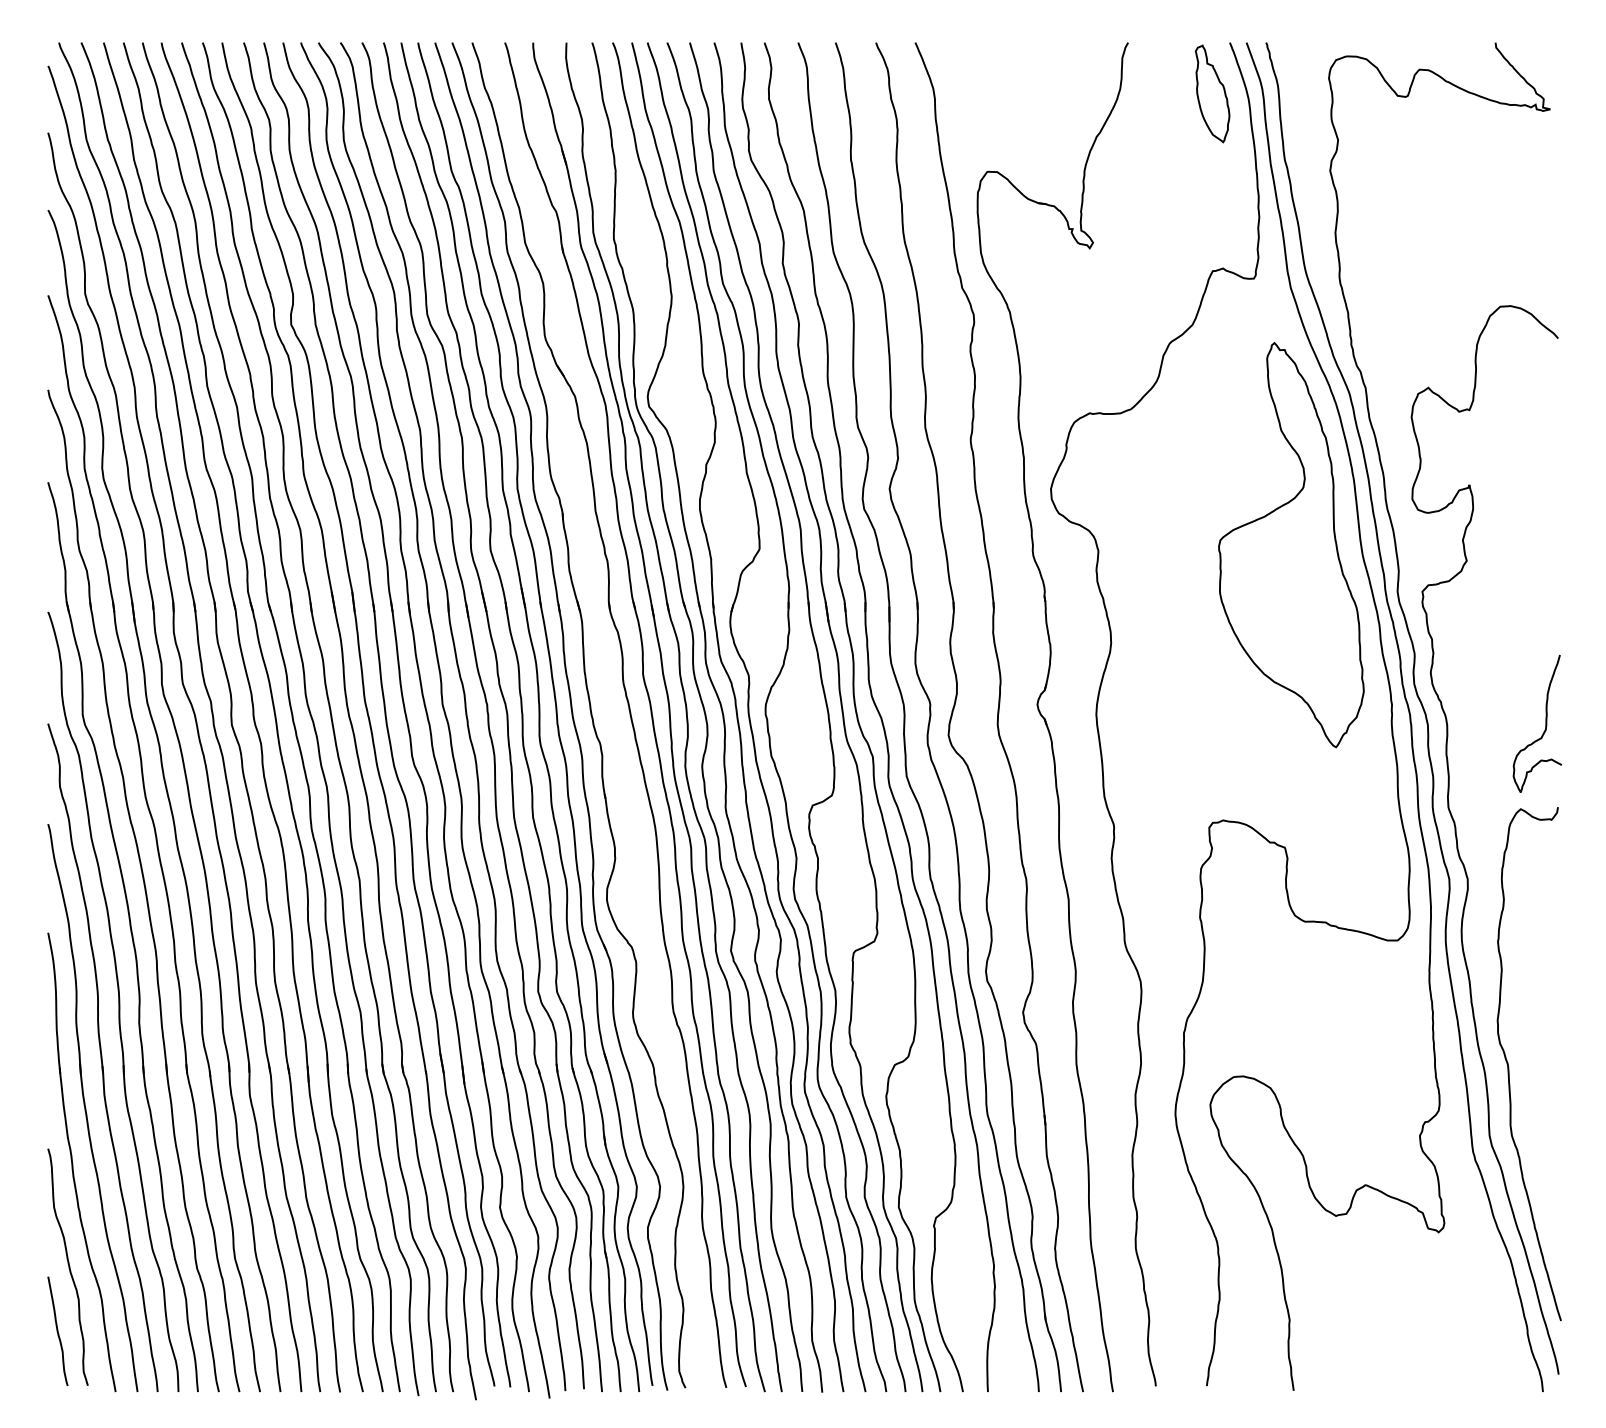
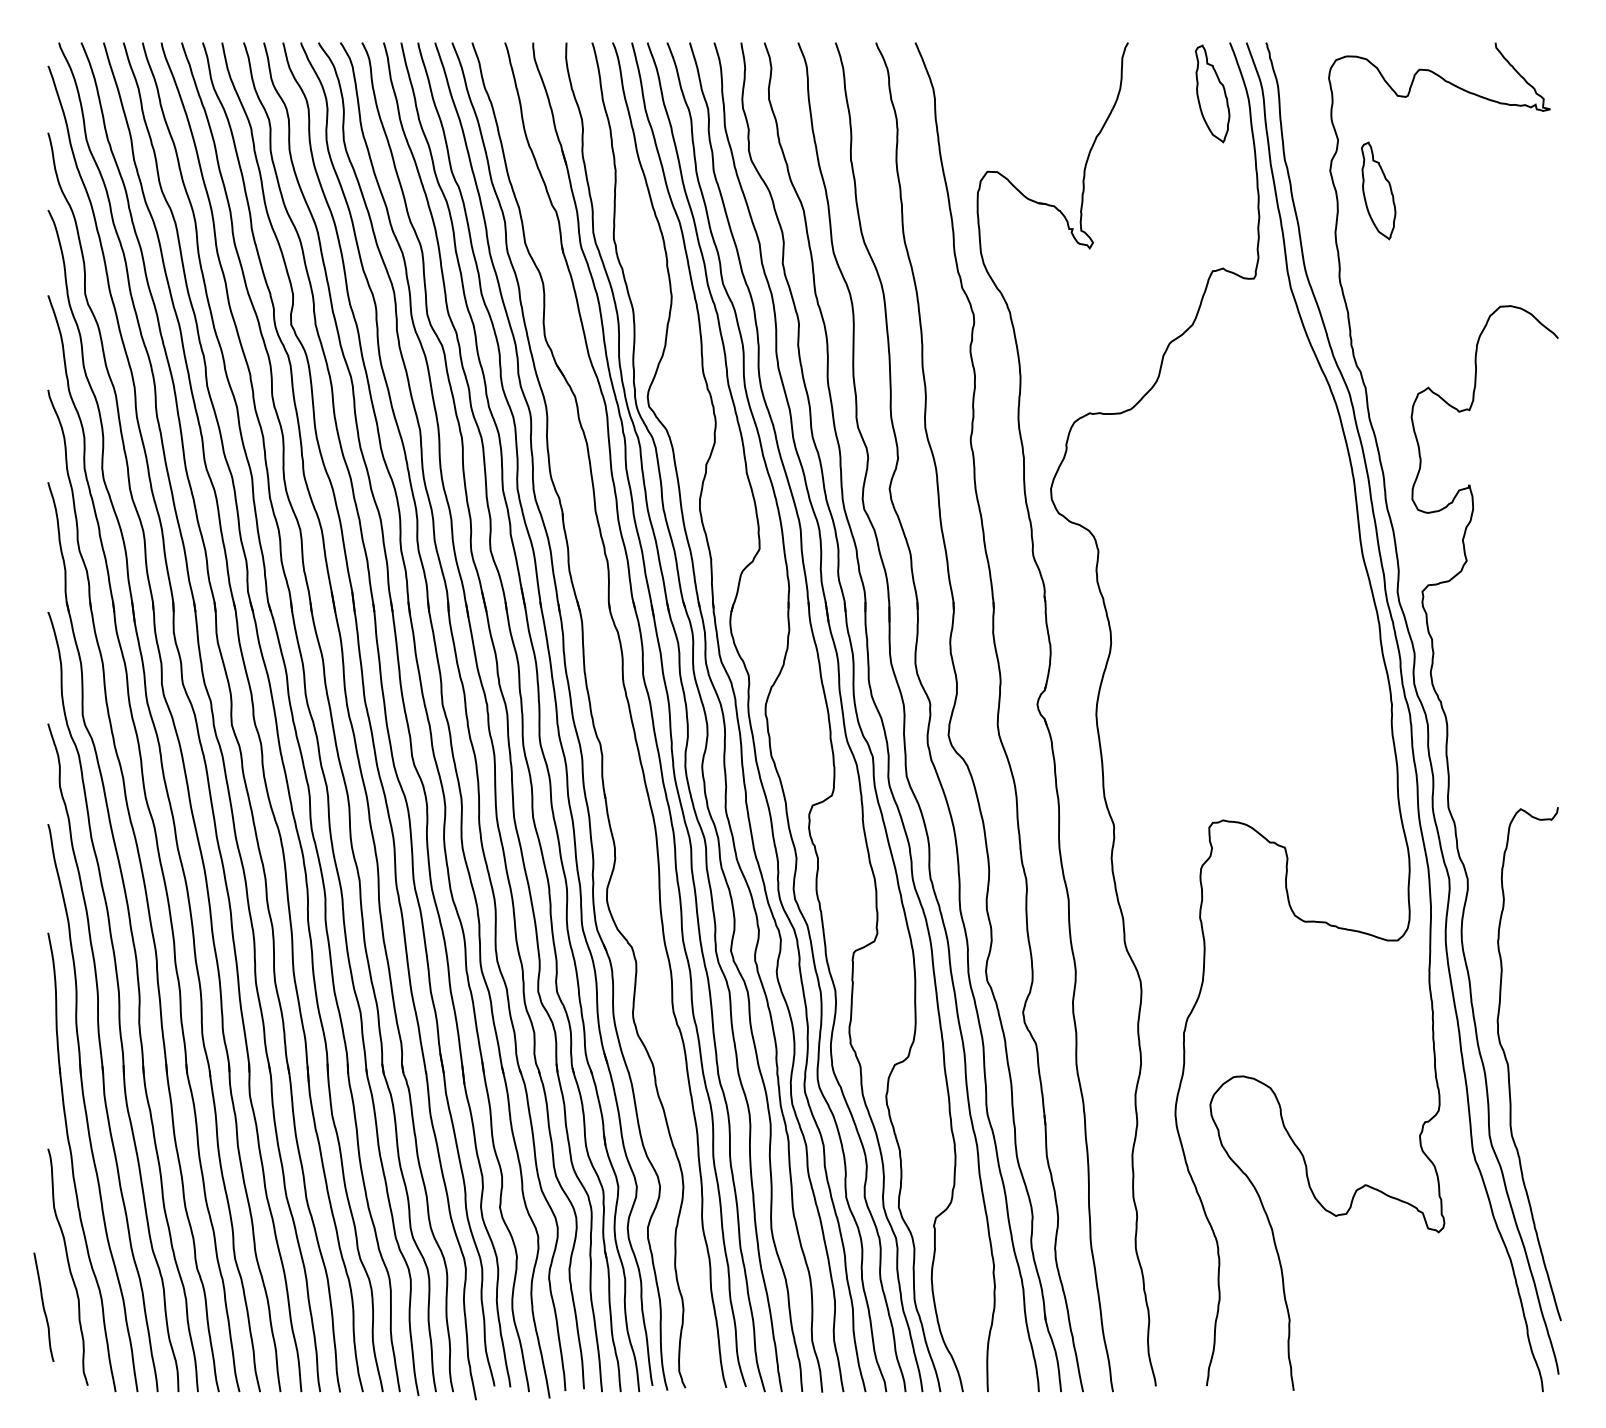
part: none -> present (1378, 190)
part: present -> none (1291, 545)
curve: present -> none (1545, 723)
curve position: (57, 1330) -> (43, 1306) (43, 1306)
